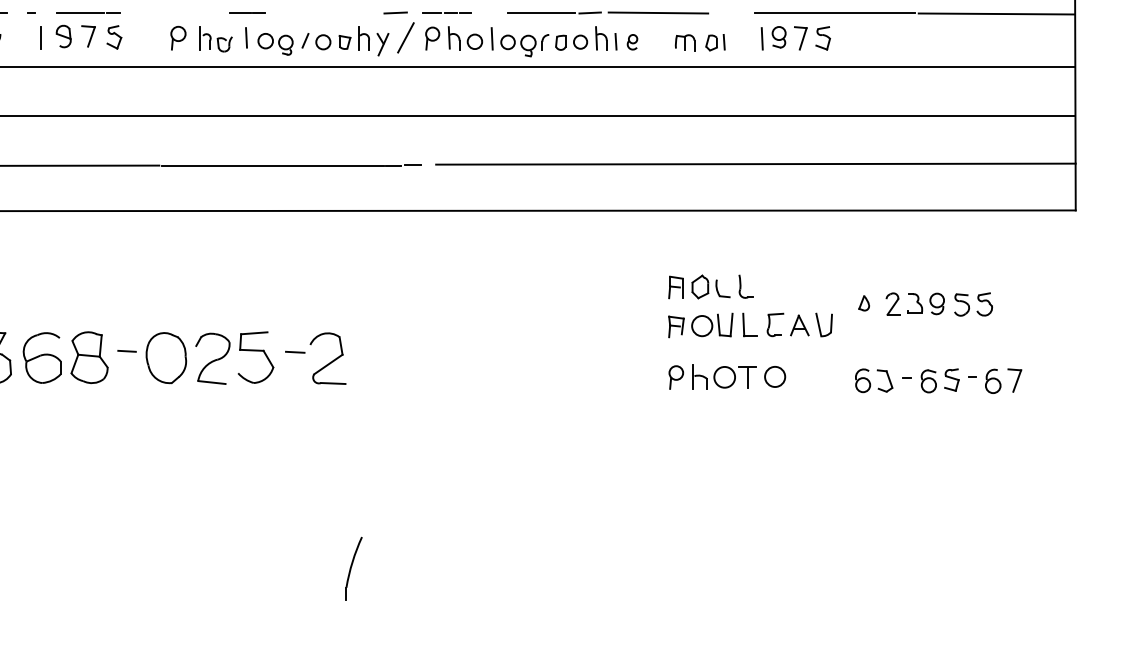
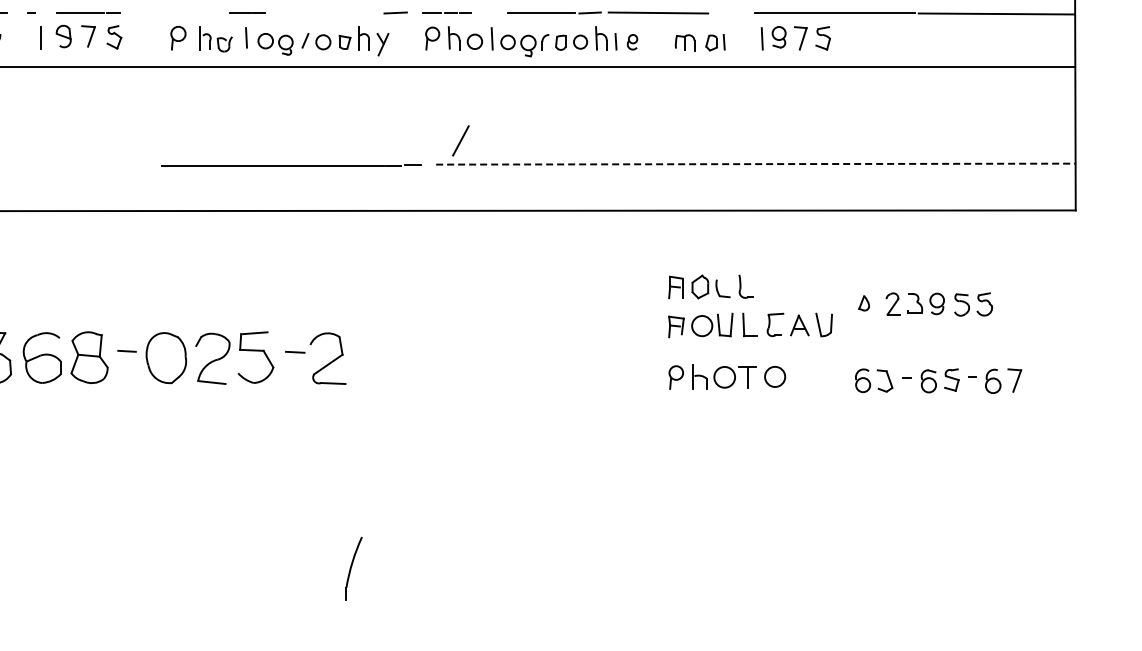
line position: (405, 37) -> (460, 140) (460, 140)
line: present -> none (538, 115)
line: solid -> dashed (755, 164)
line: present -> none (80, 165)
